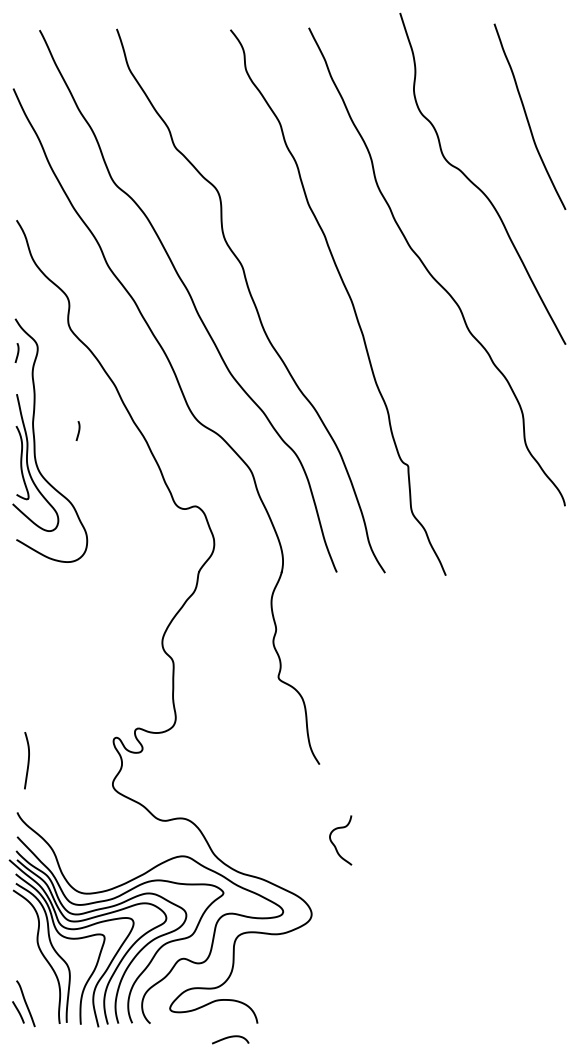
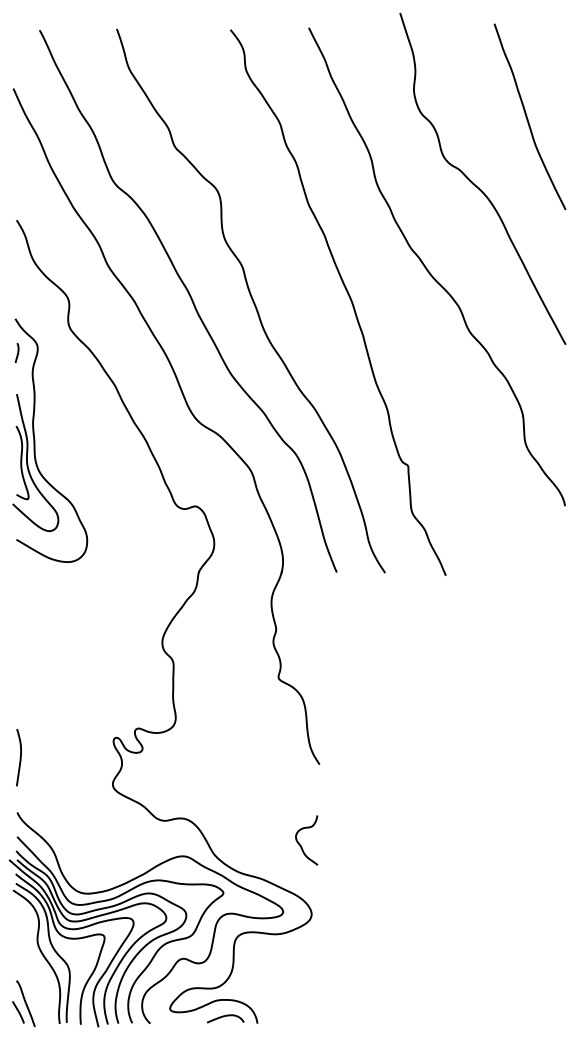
curve: present -> none (78, 430)
curve position: (27, 760) -> (19, 757) (19, 757)
curve position: (335, 845) -> (301, 845) (301, 845)
curve position: (229, 1038) -> (224, 1017) (224, 1017)
